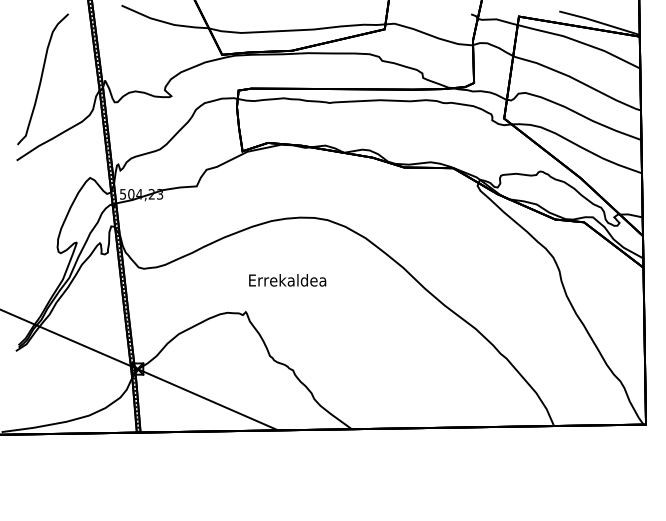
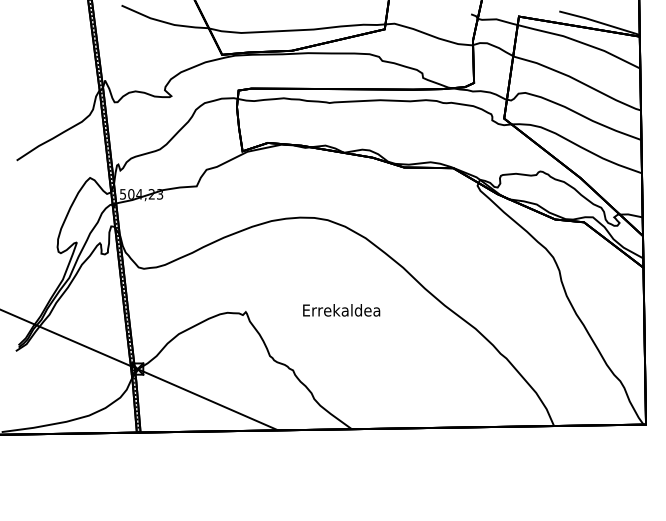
curve: present -> none (42, 78)
text position: (287, 280) -> (341, 310) (341, 310)
